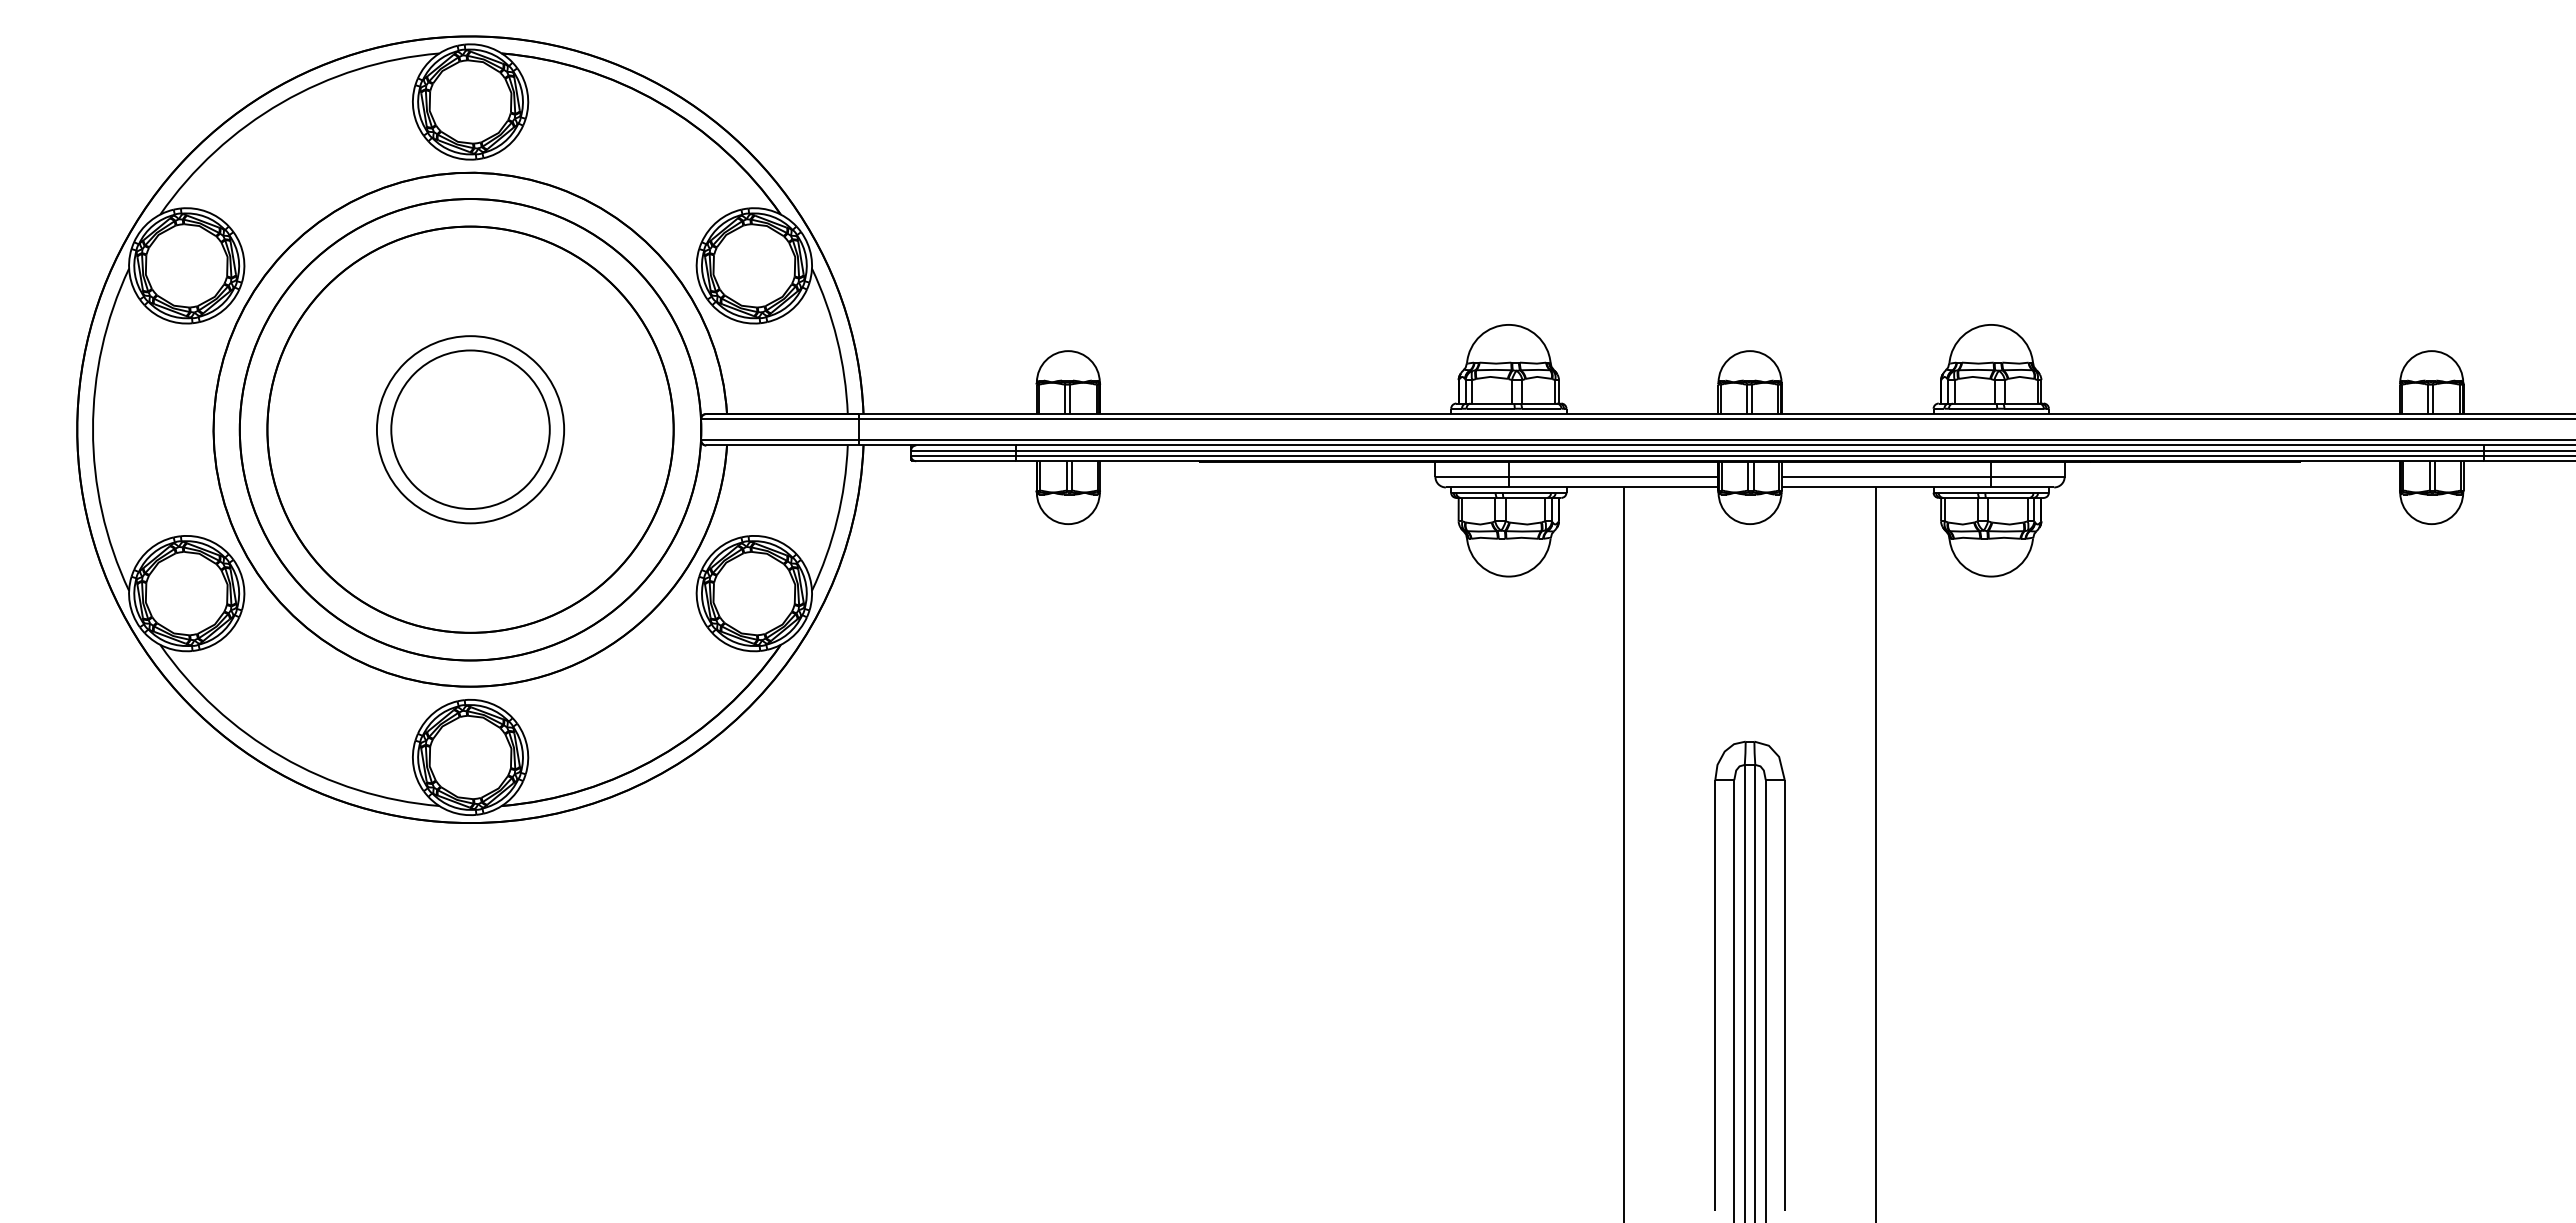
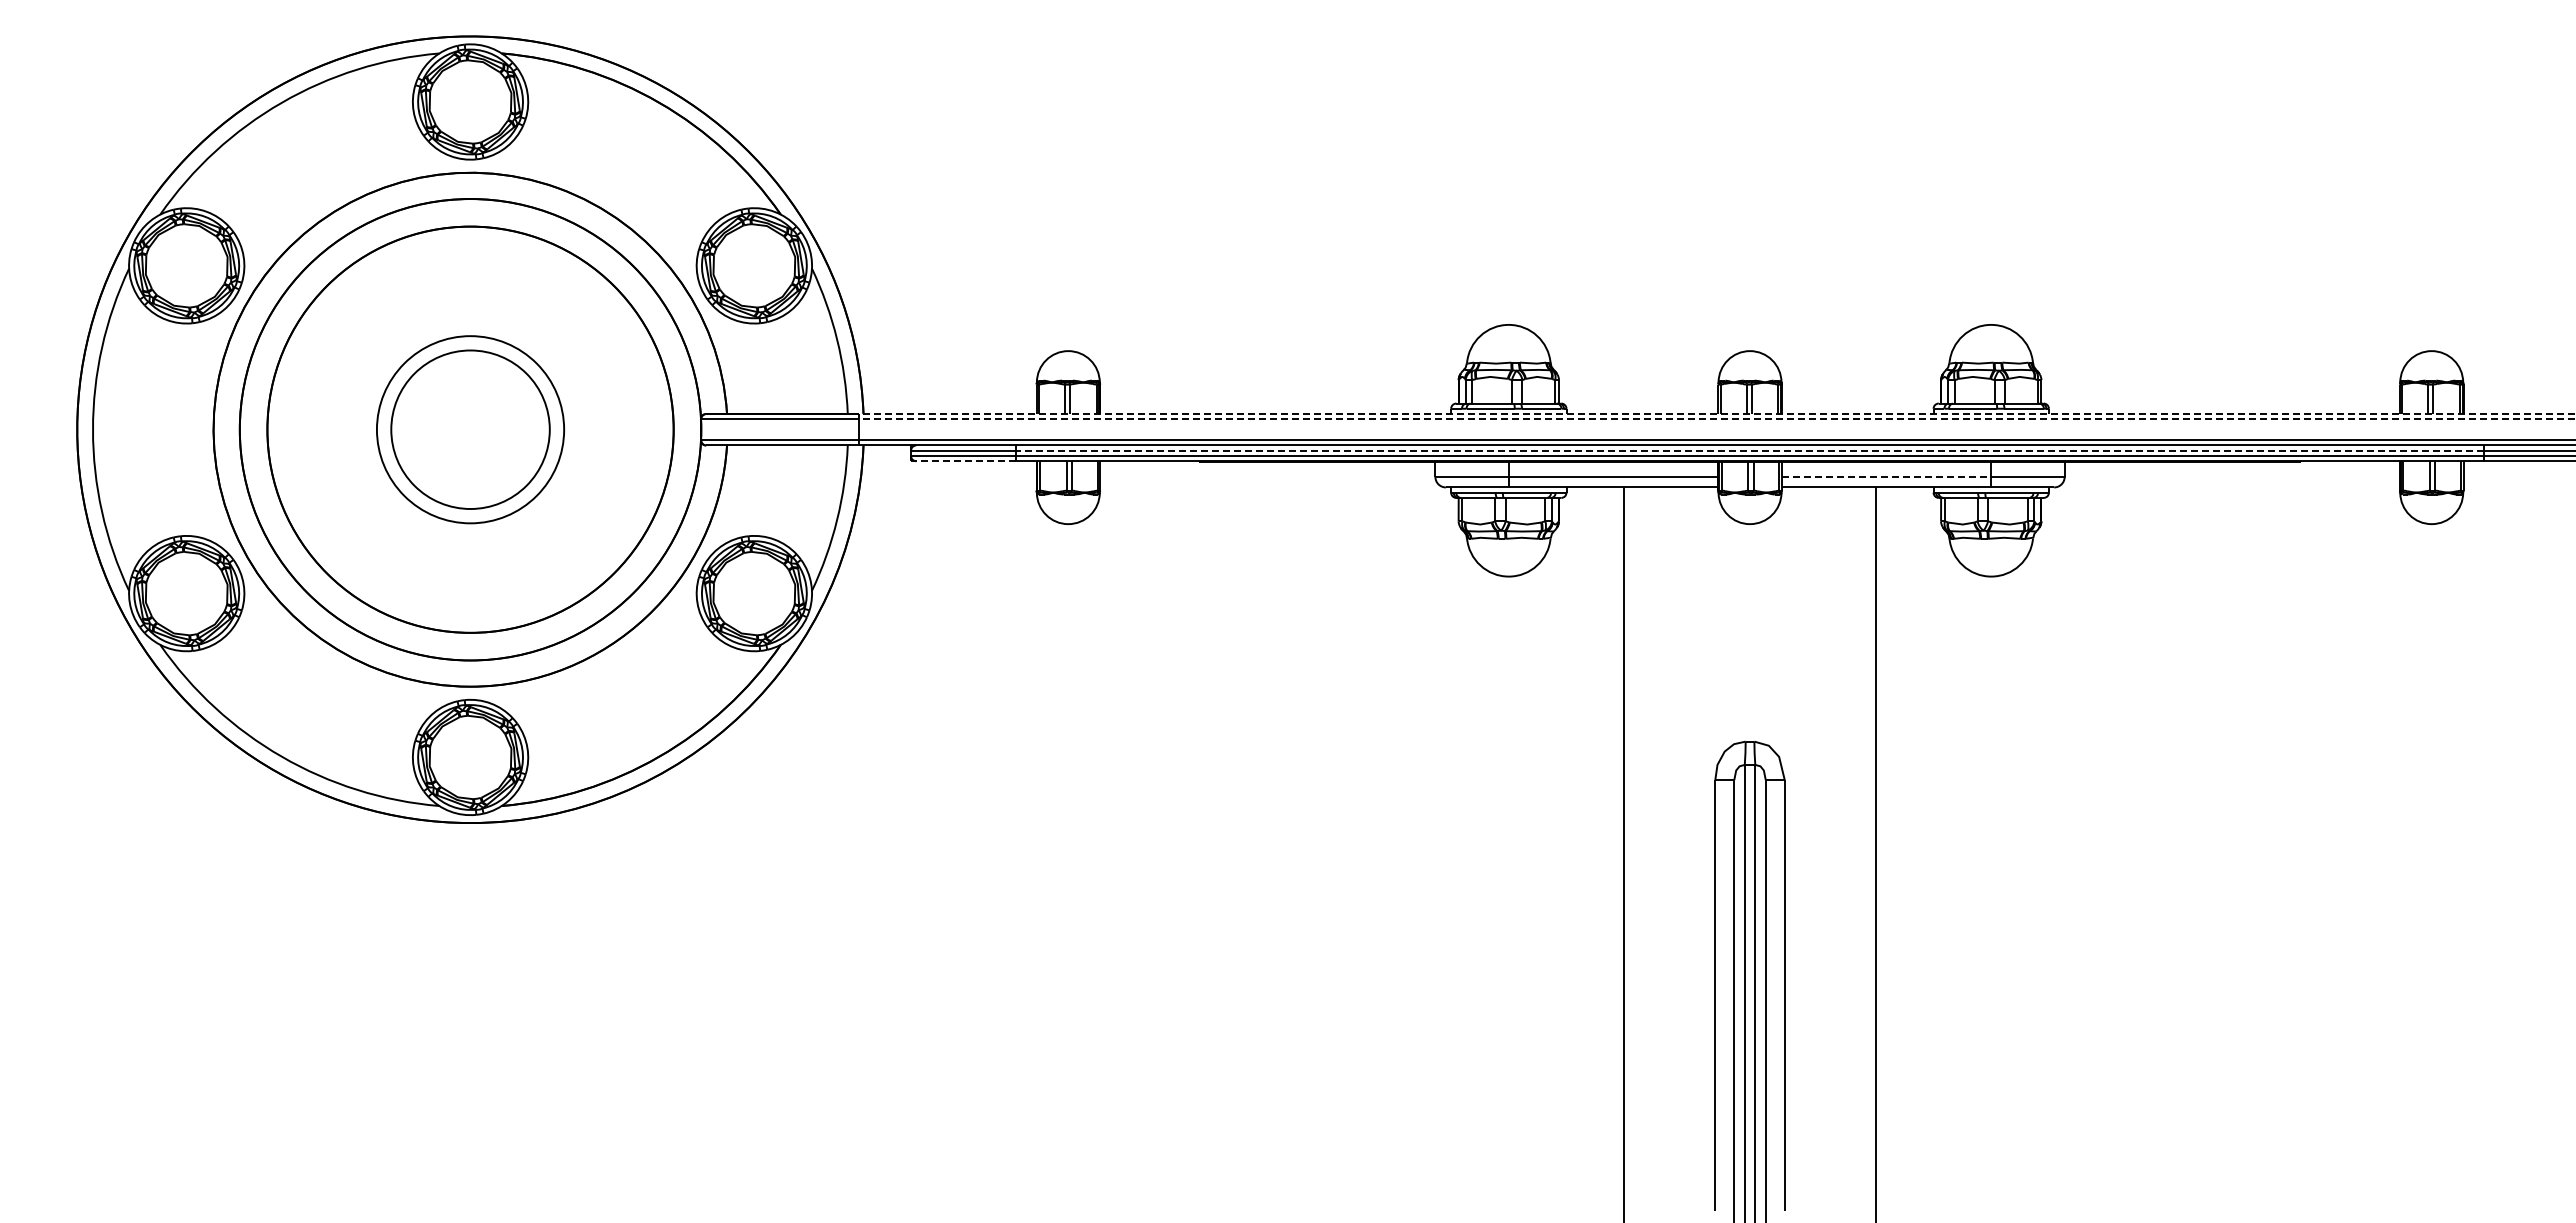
line: solid -> dashed (858, 416)
line: solid -> dashed (1749, 450)
line: solid -> dashed (966, 461)
line: solid -> dashed (1886, 476)
